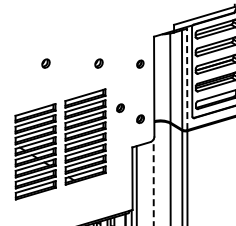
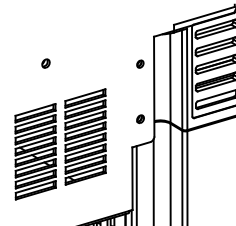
part: present -> none (98, 63)
line: dashed -> solid (187, 79)
part: present -> none (120, 108)
line: dashed -> solid (153, 182)
